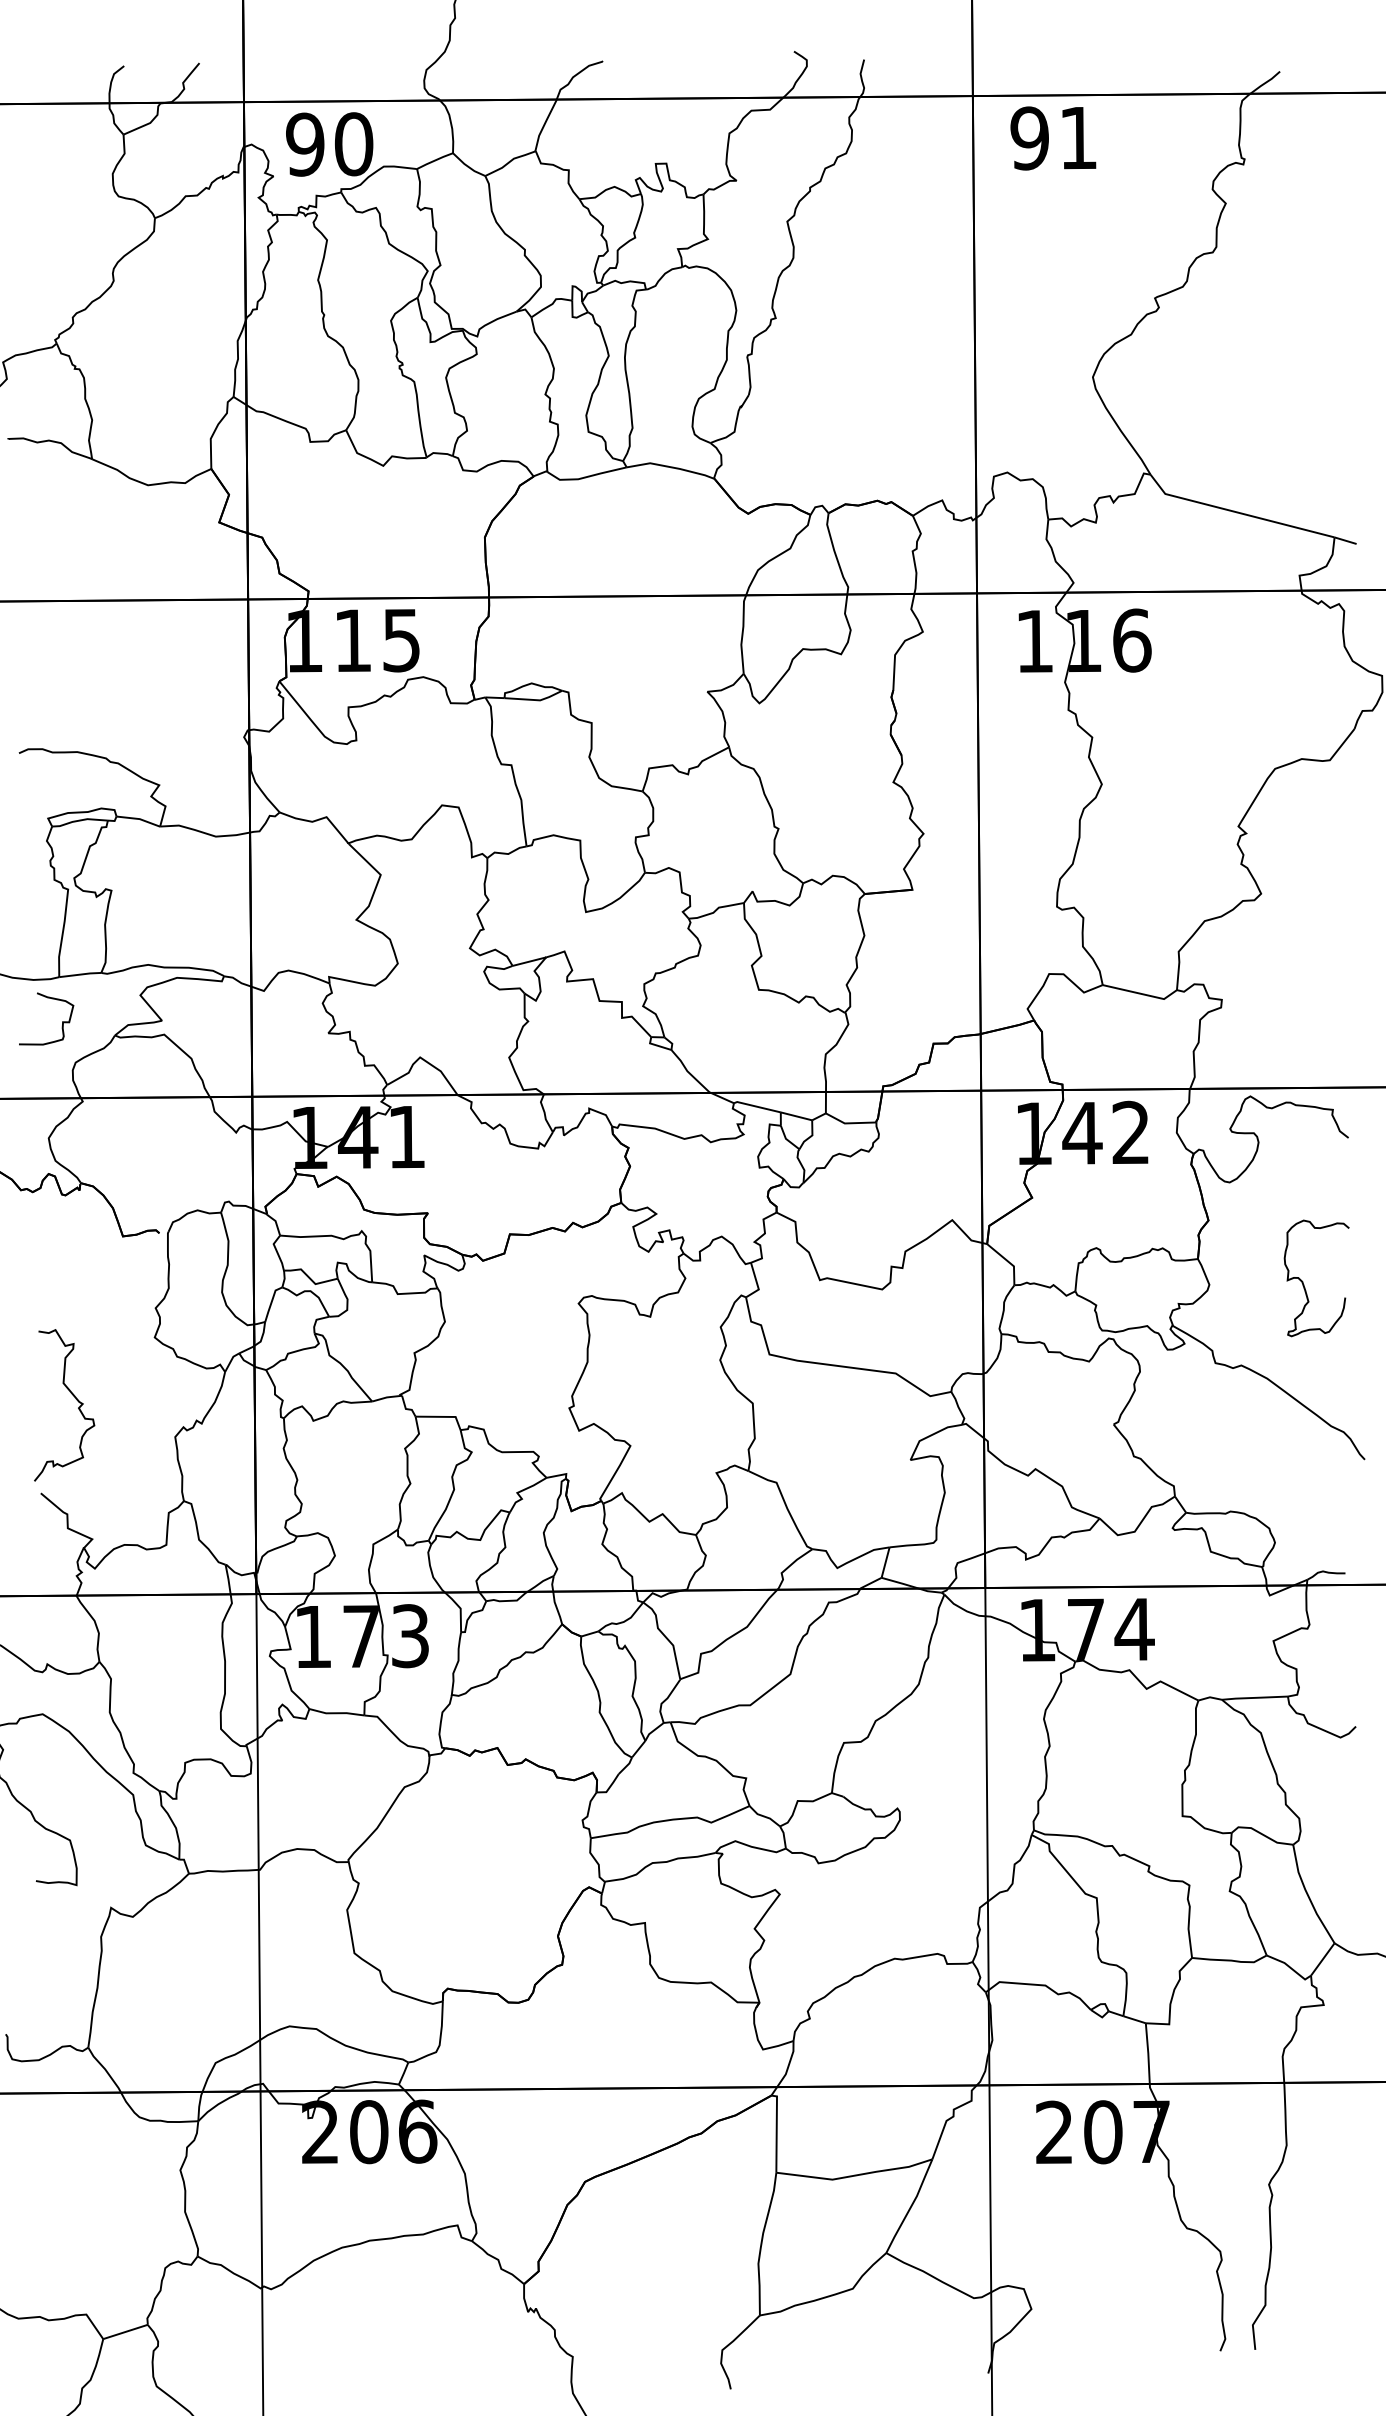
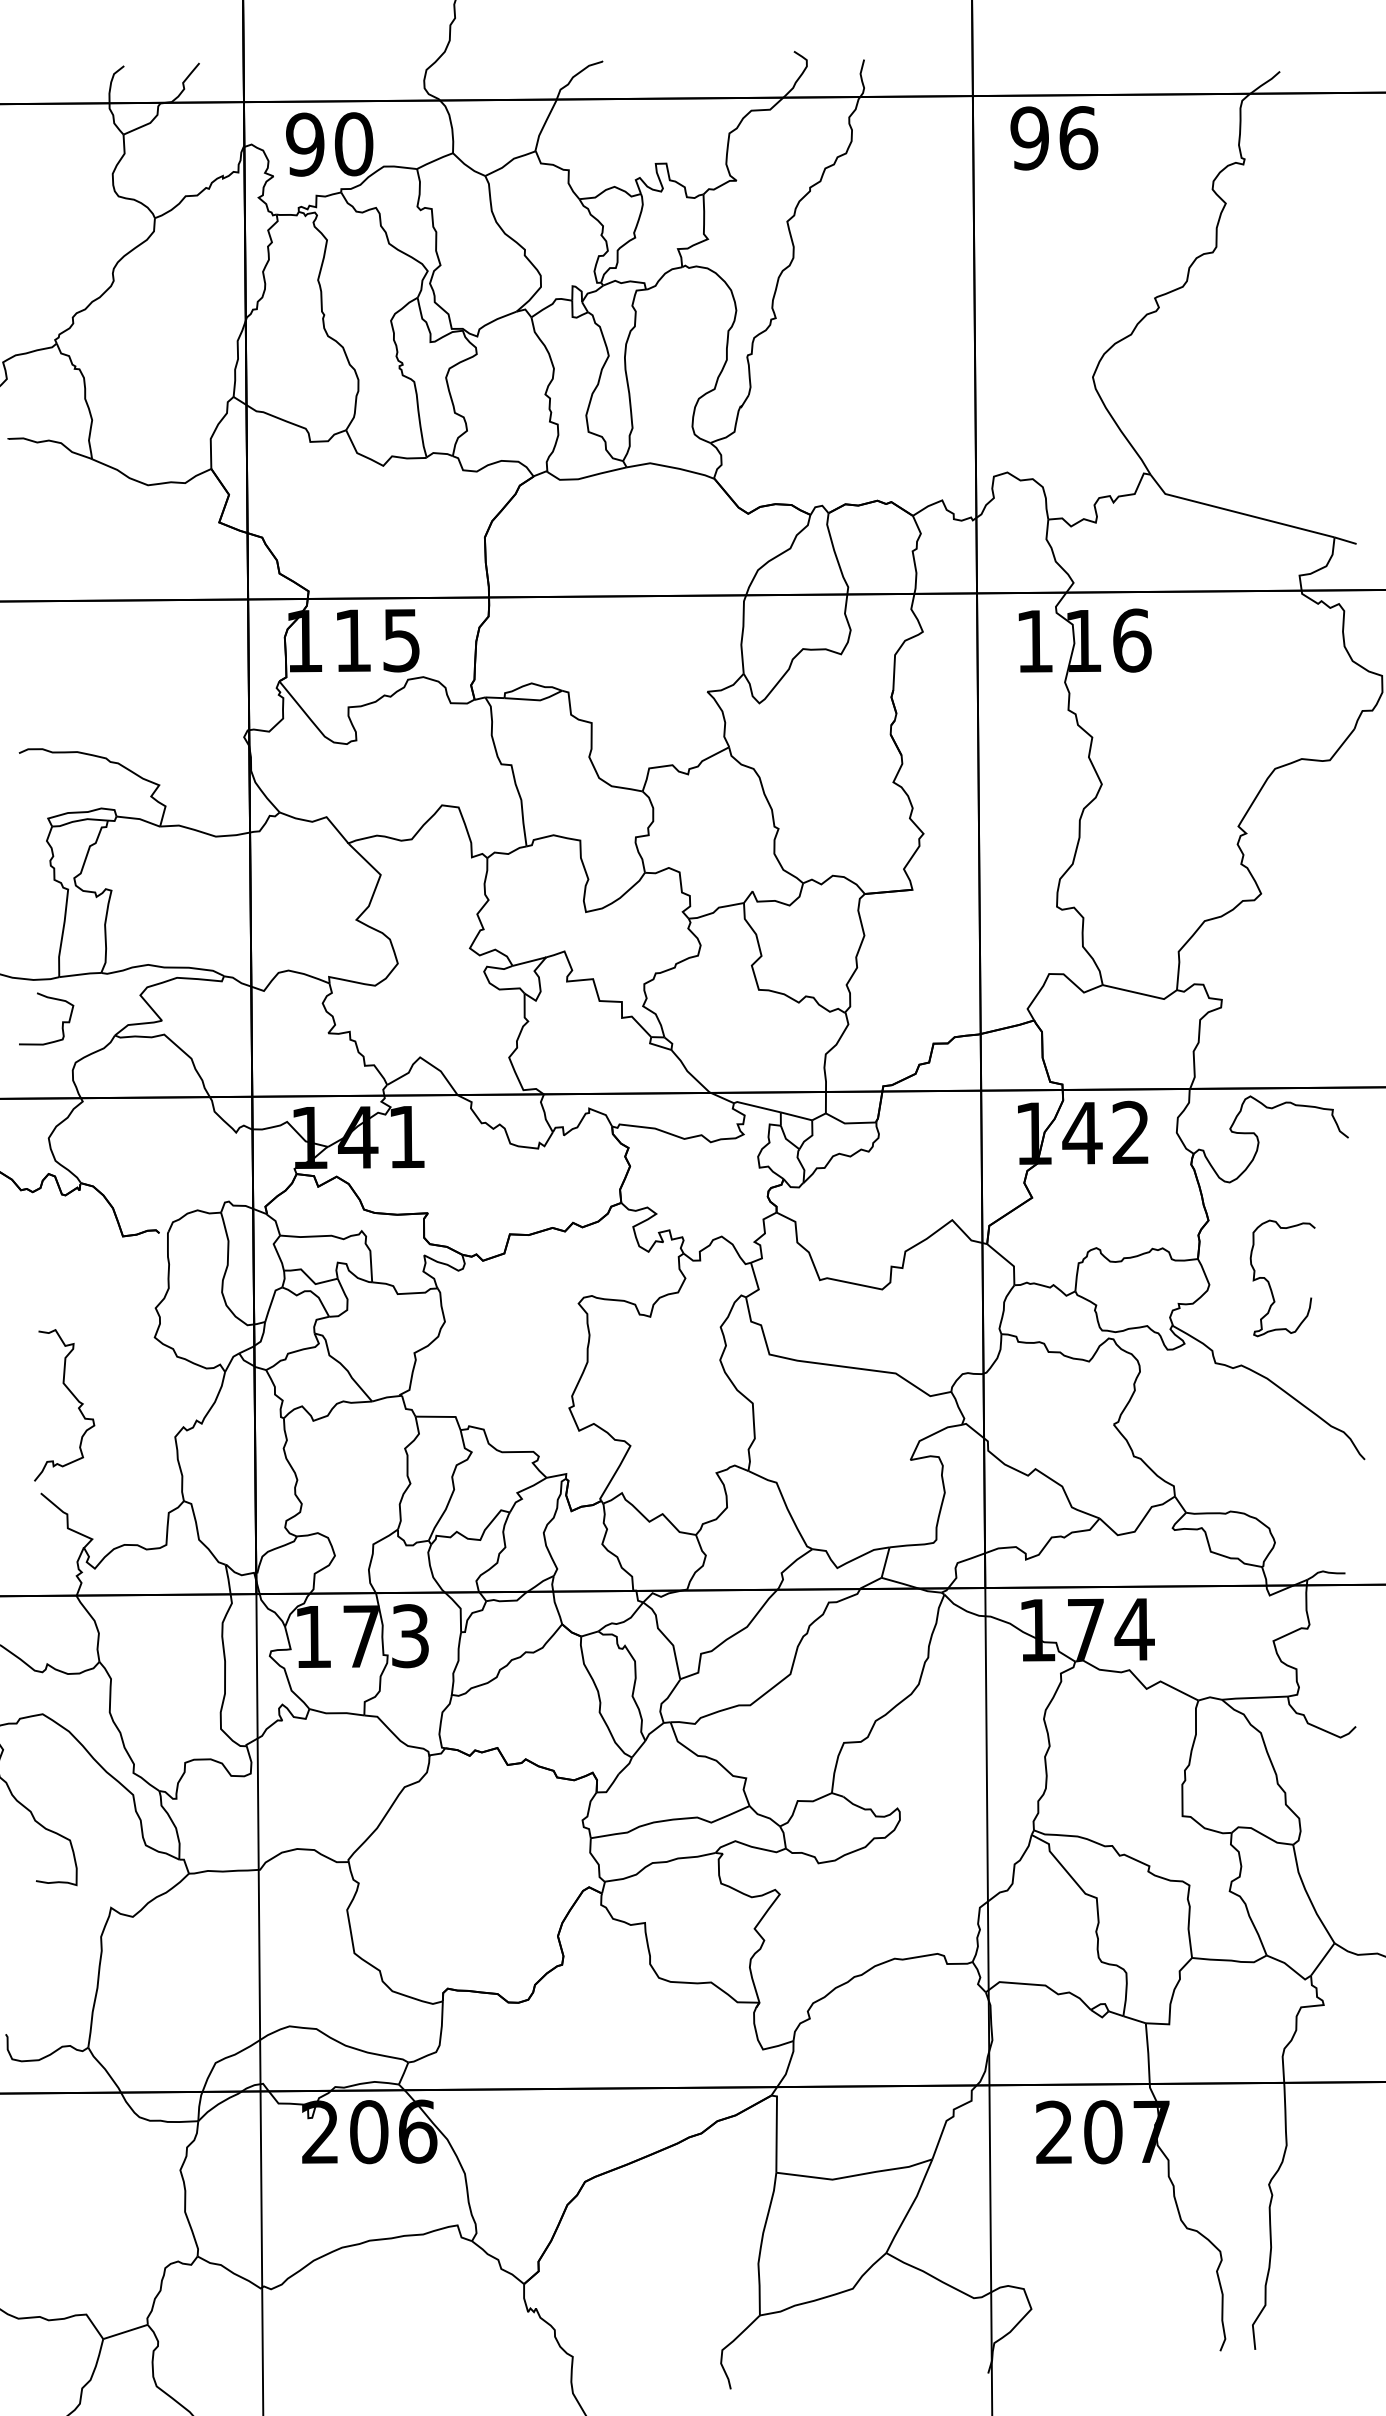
text: 91 -> 96 (1078, 138)
curve position: (1303, 1281) -> (1269, 1281) (1269, 1281)
